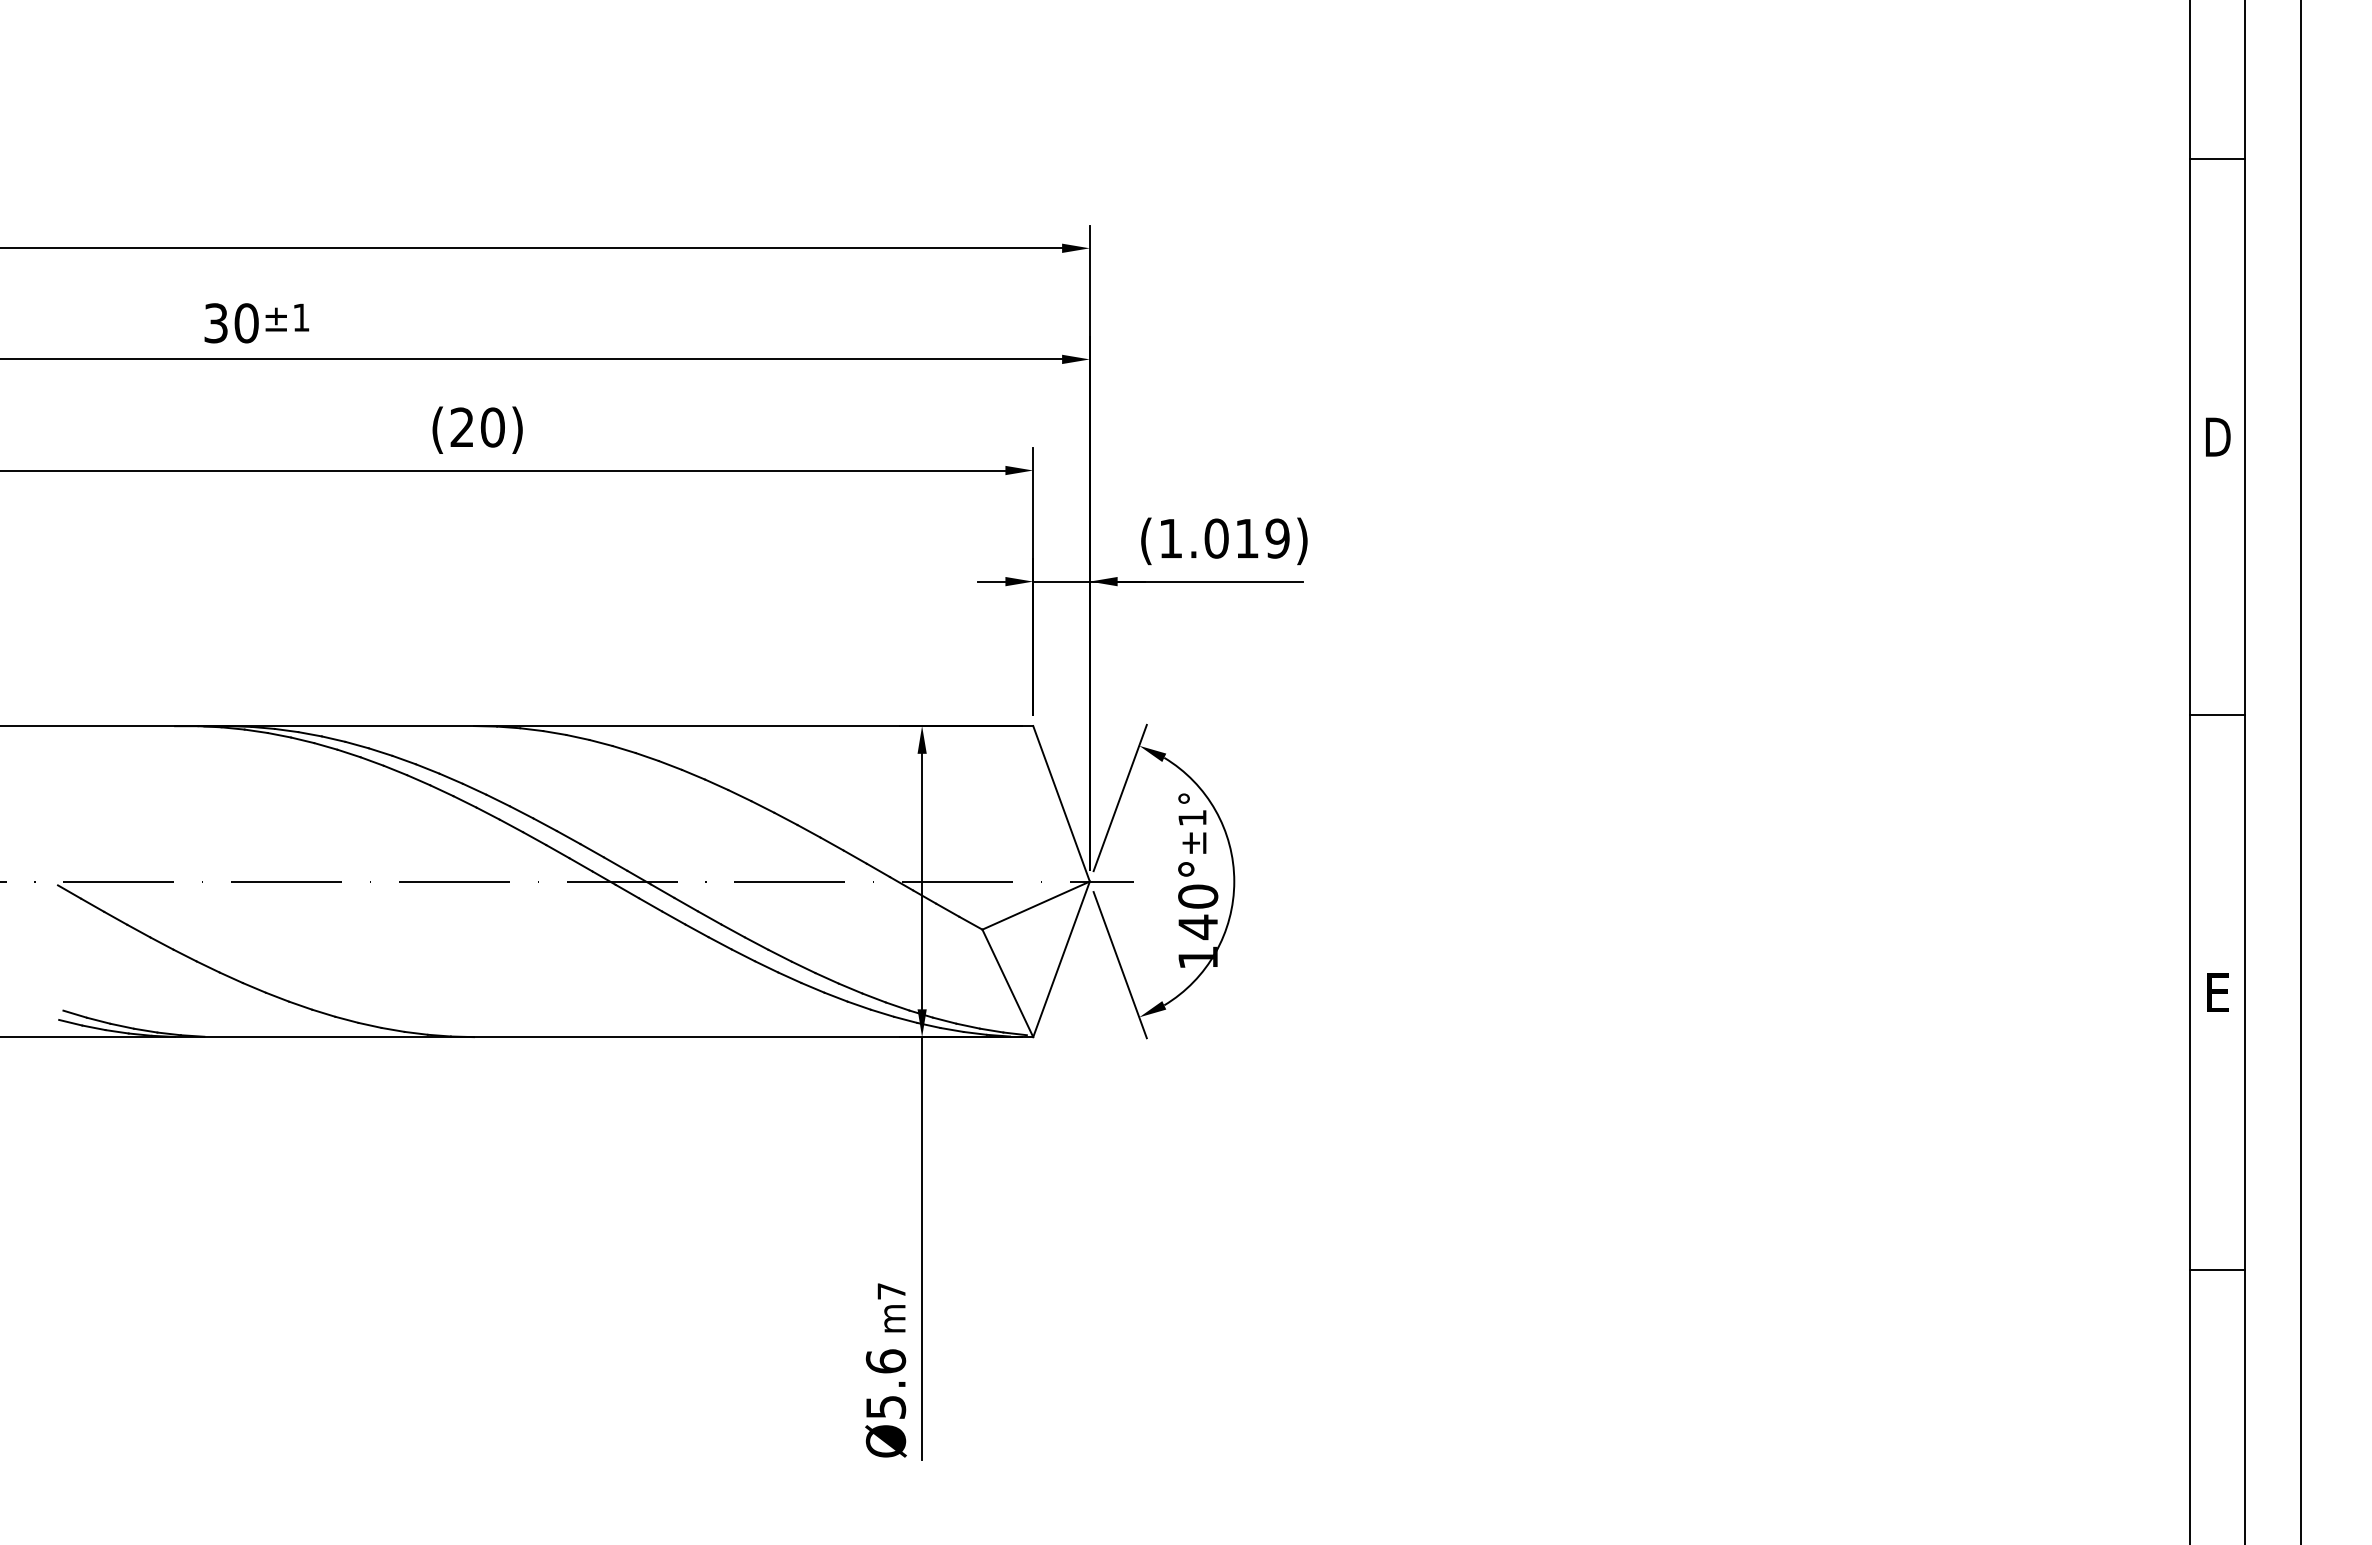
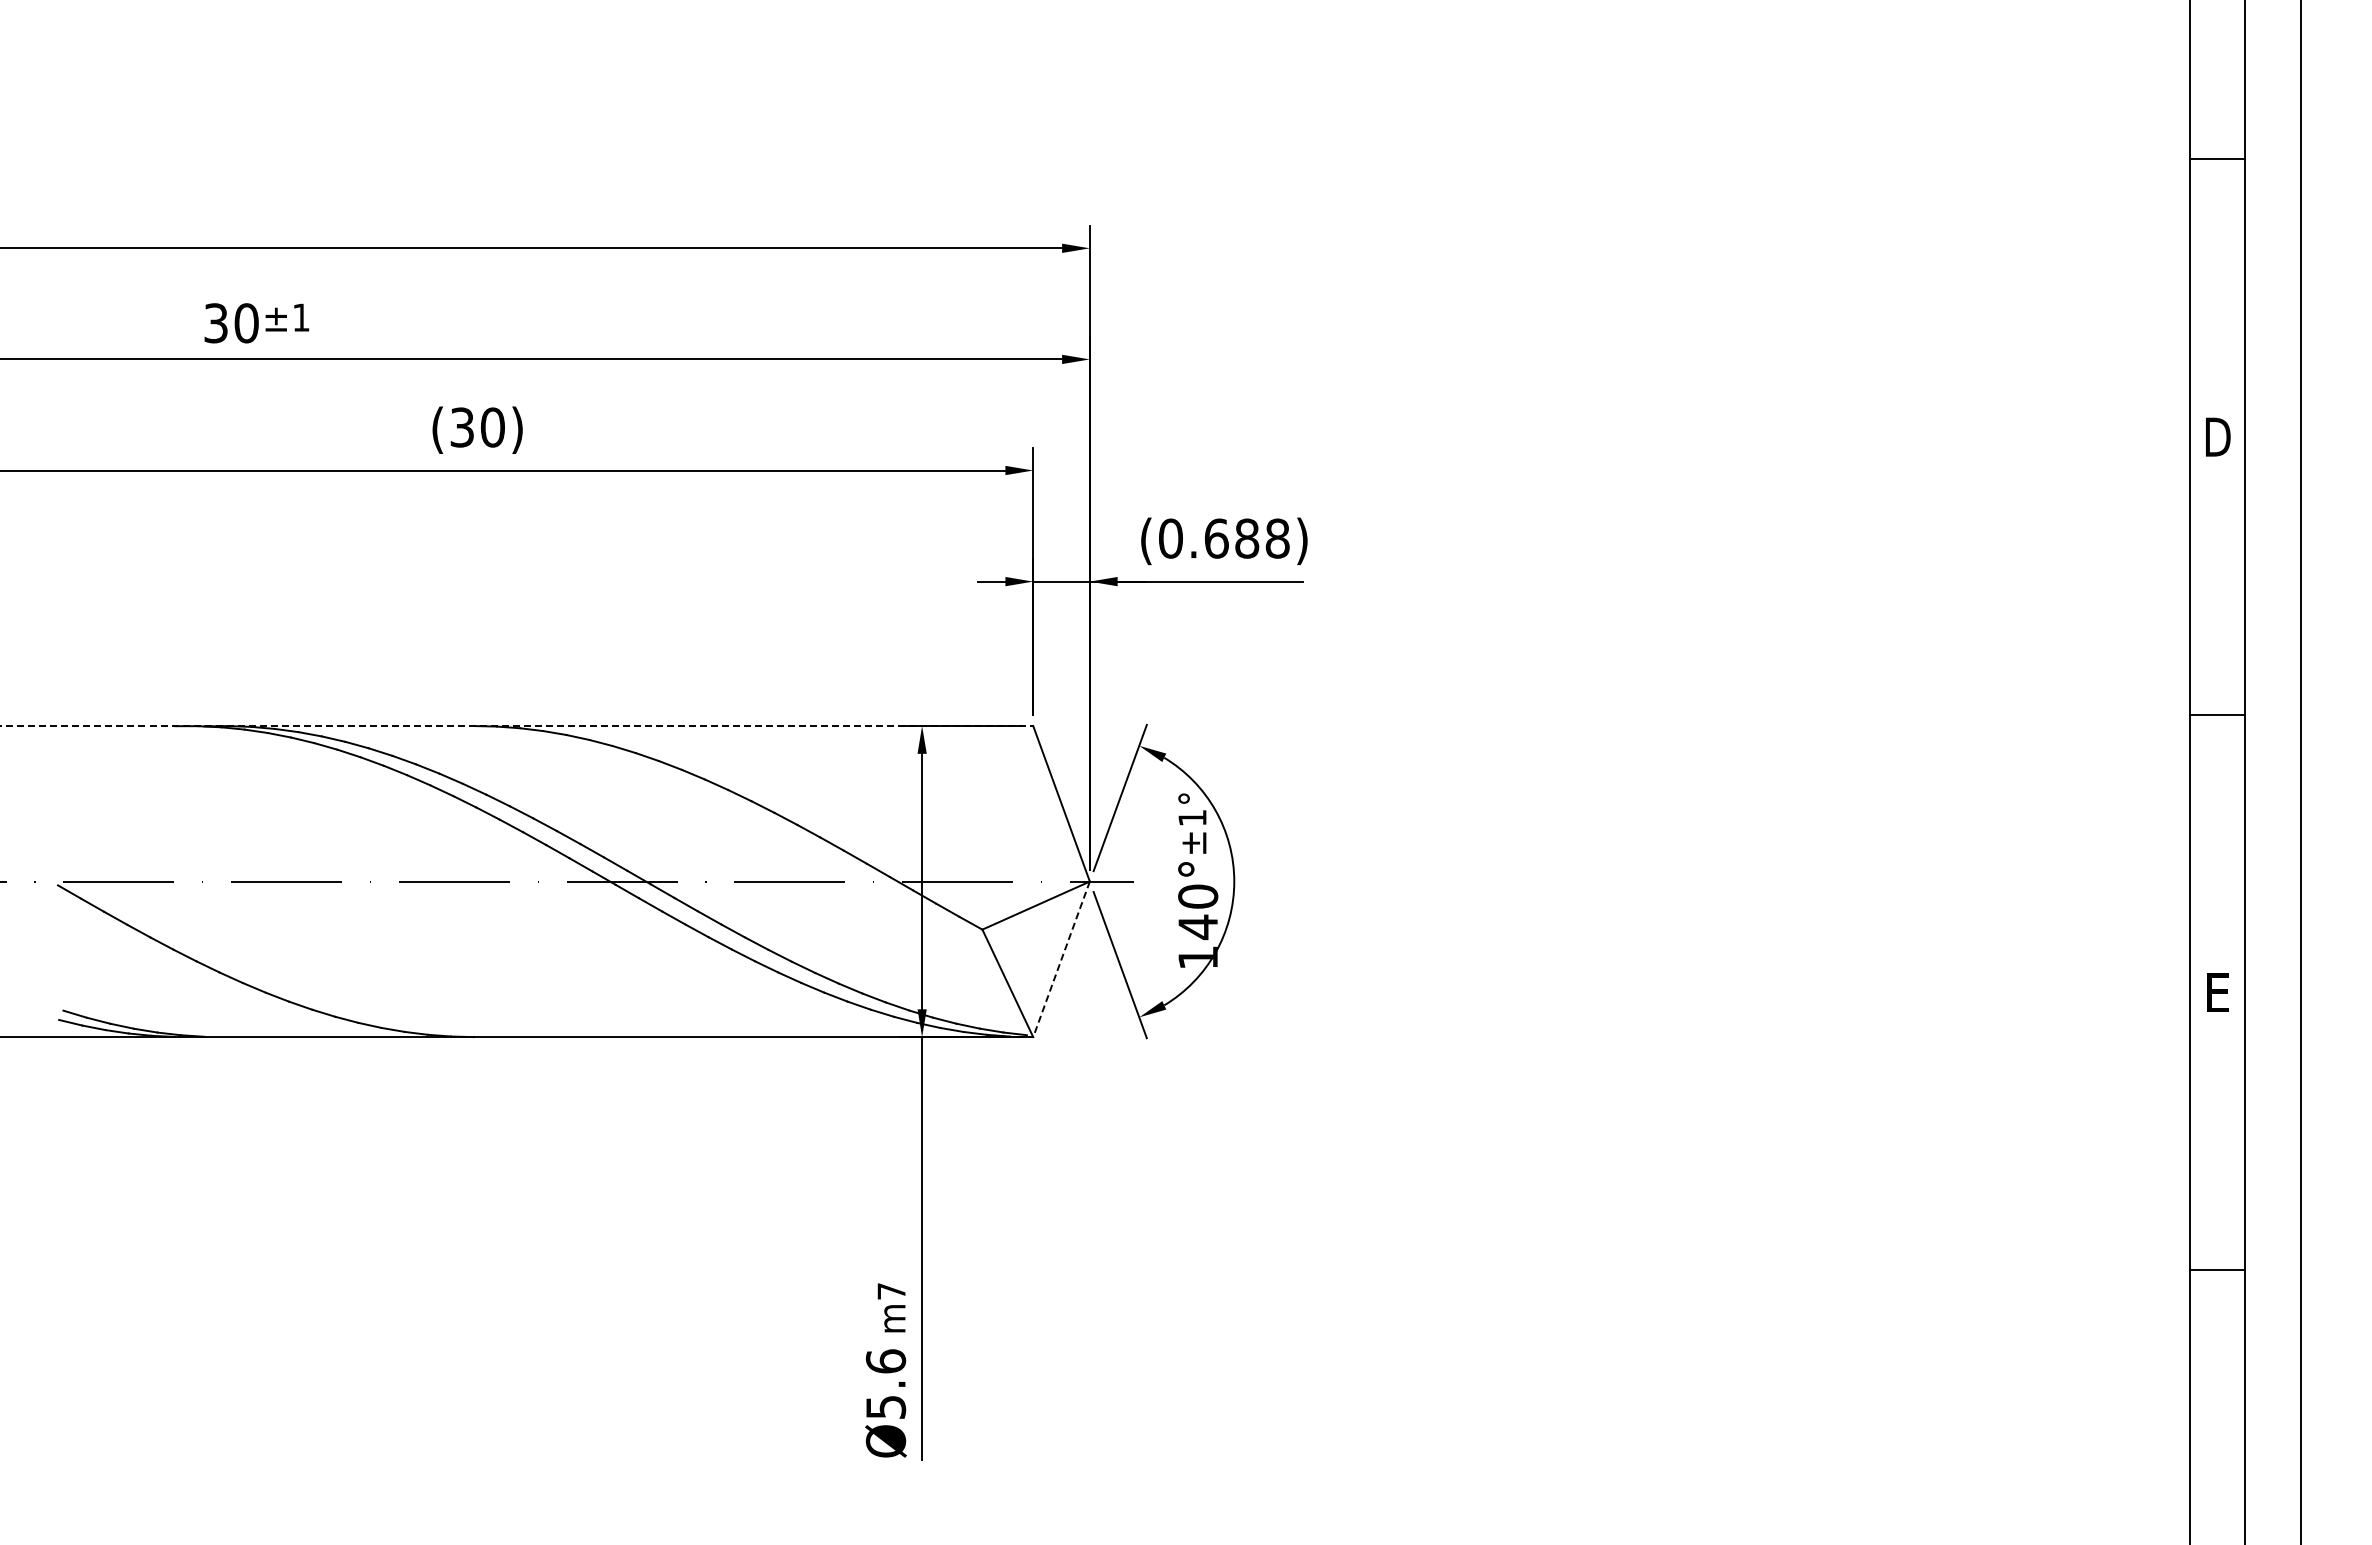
text: (20) -> (30) (461, 427)
text: (1.019) -> (0.688) (1224, 538)
line: solid -> dashed (517, 726)
line: solid -> dashed (1061, 959)
